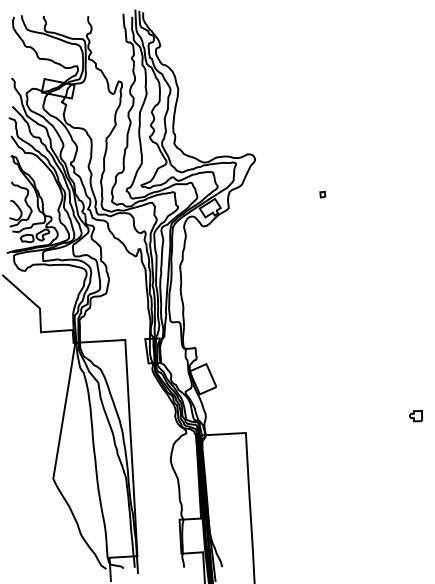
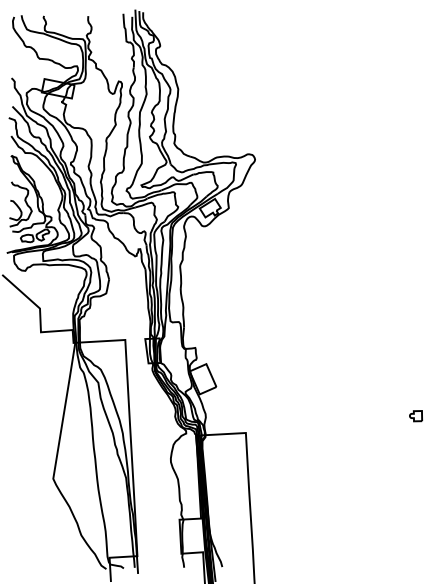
part: present -> none (322, 194)
